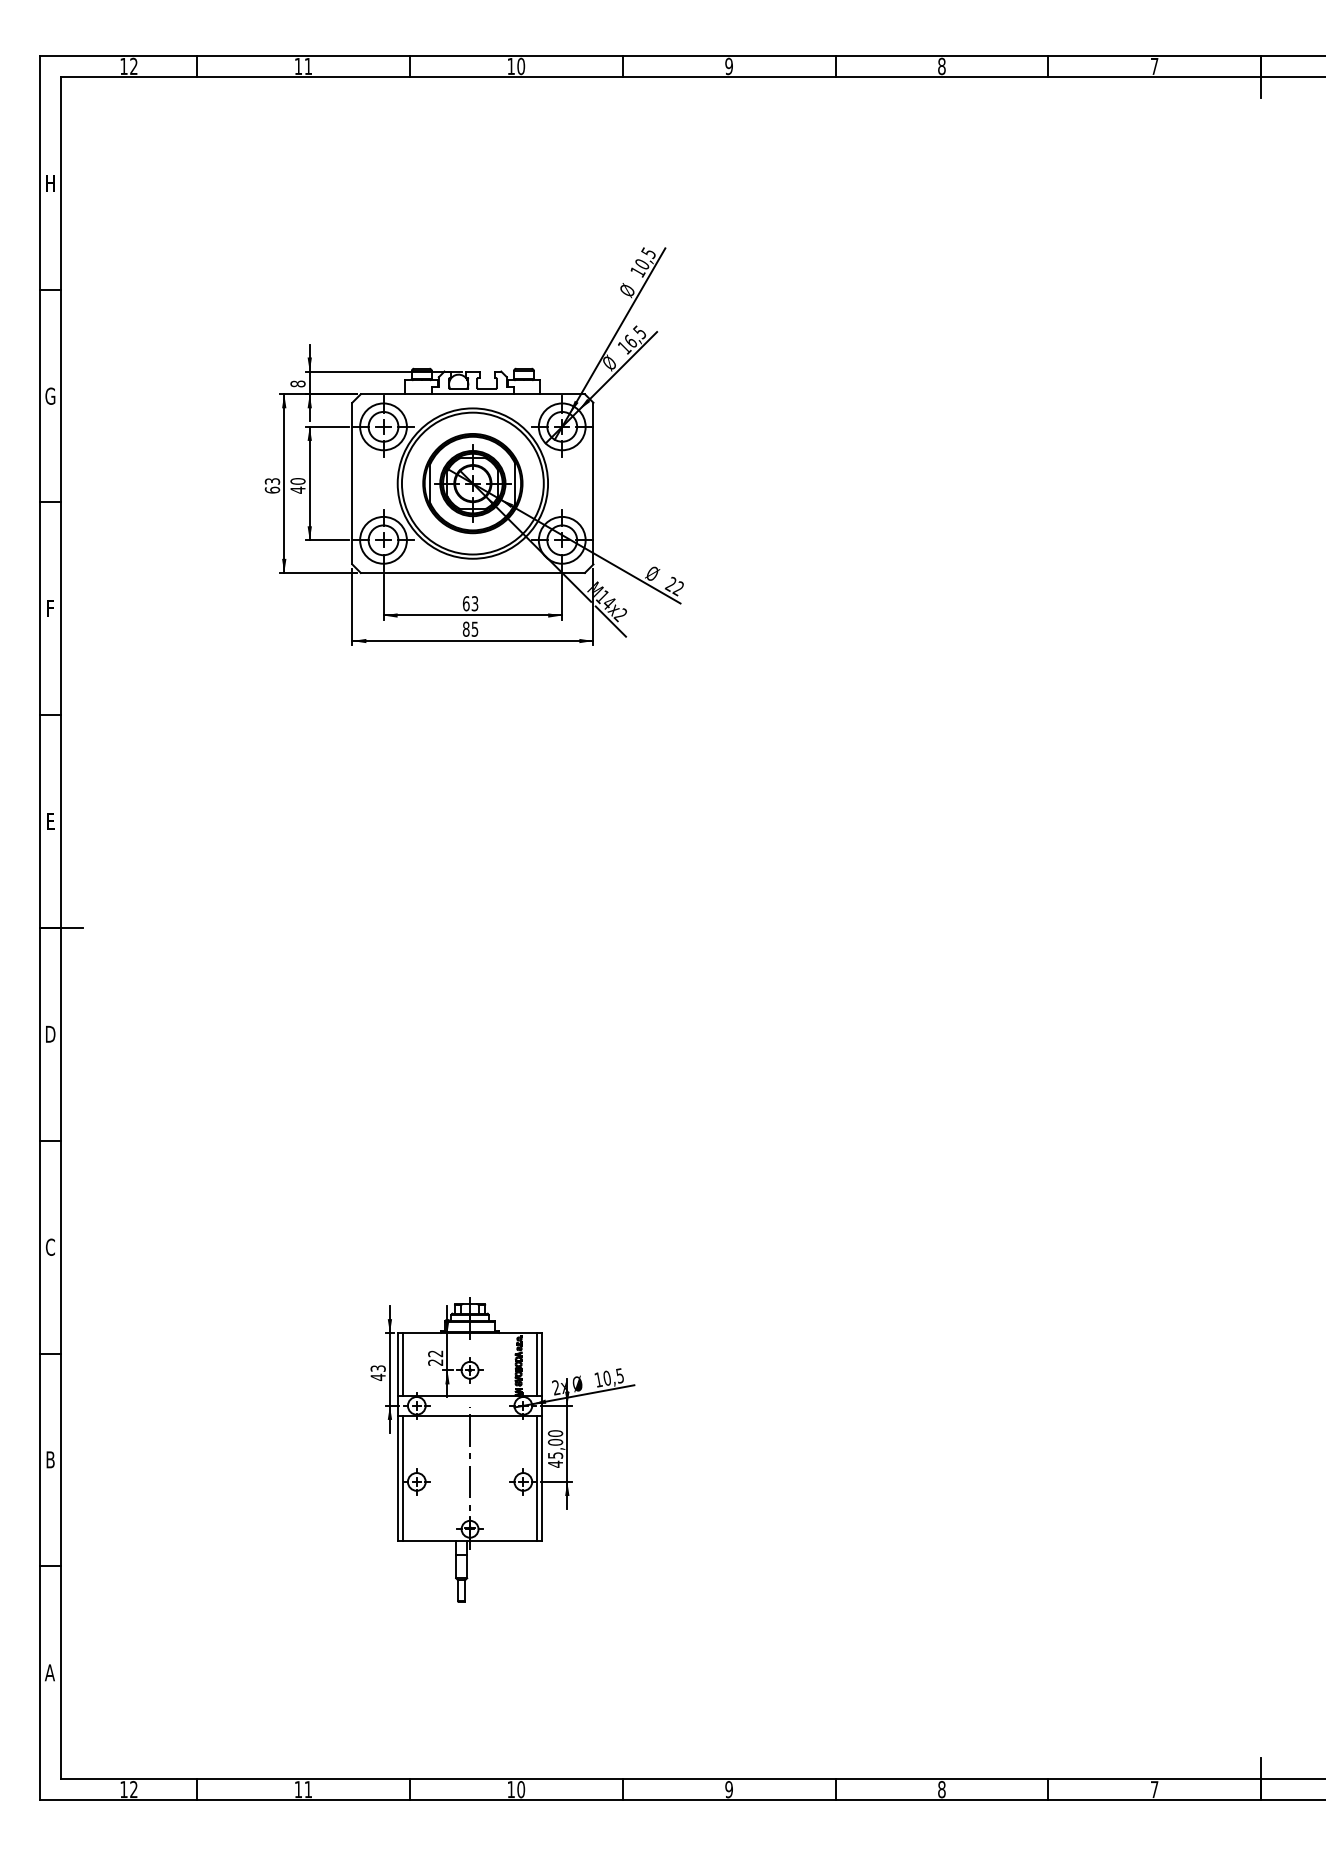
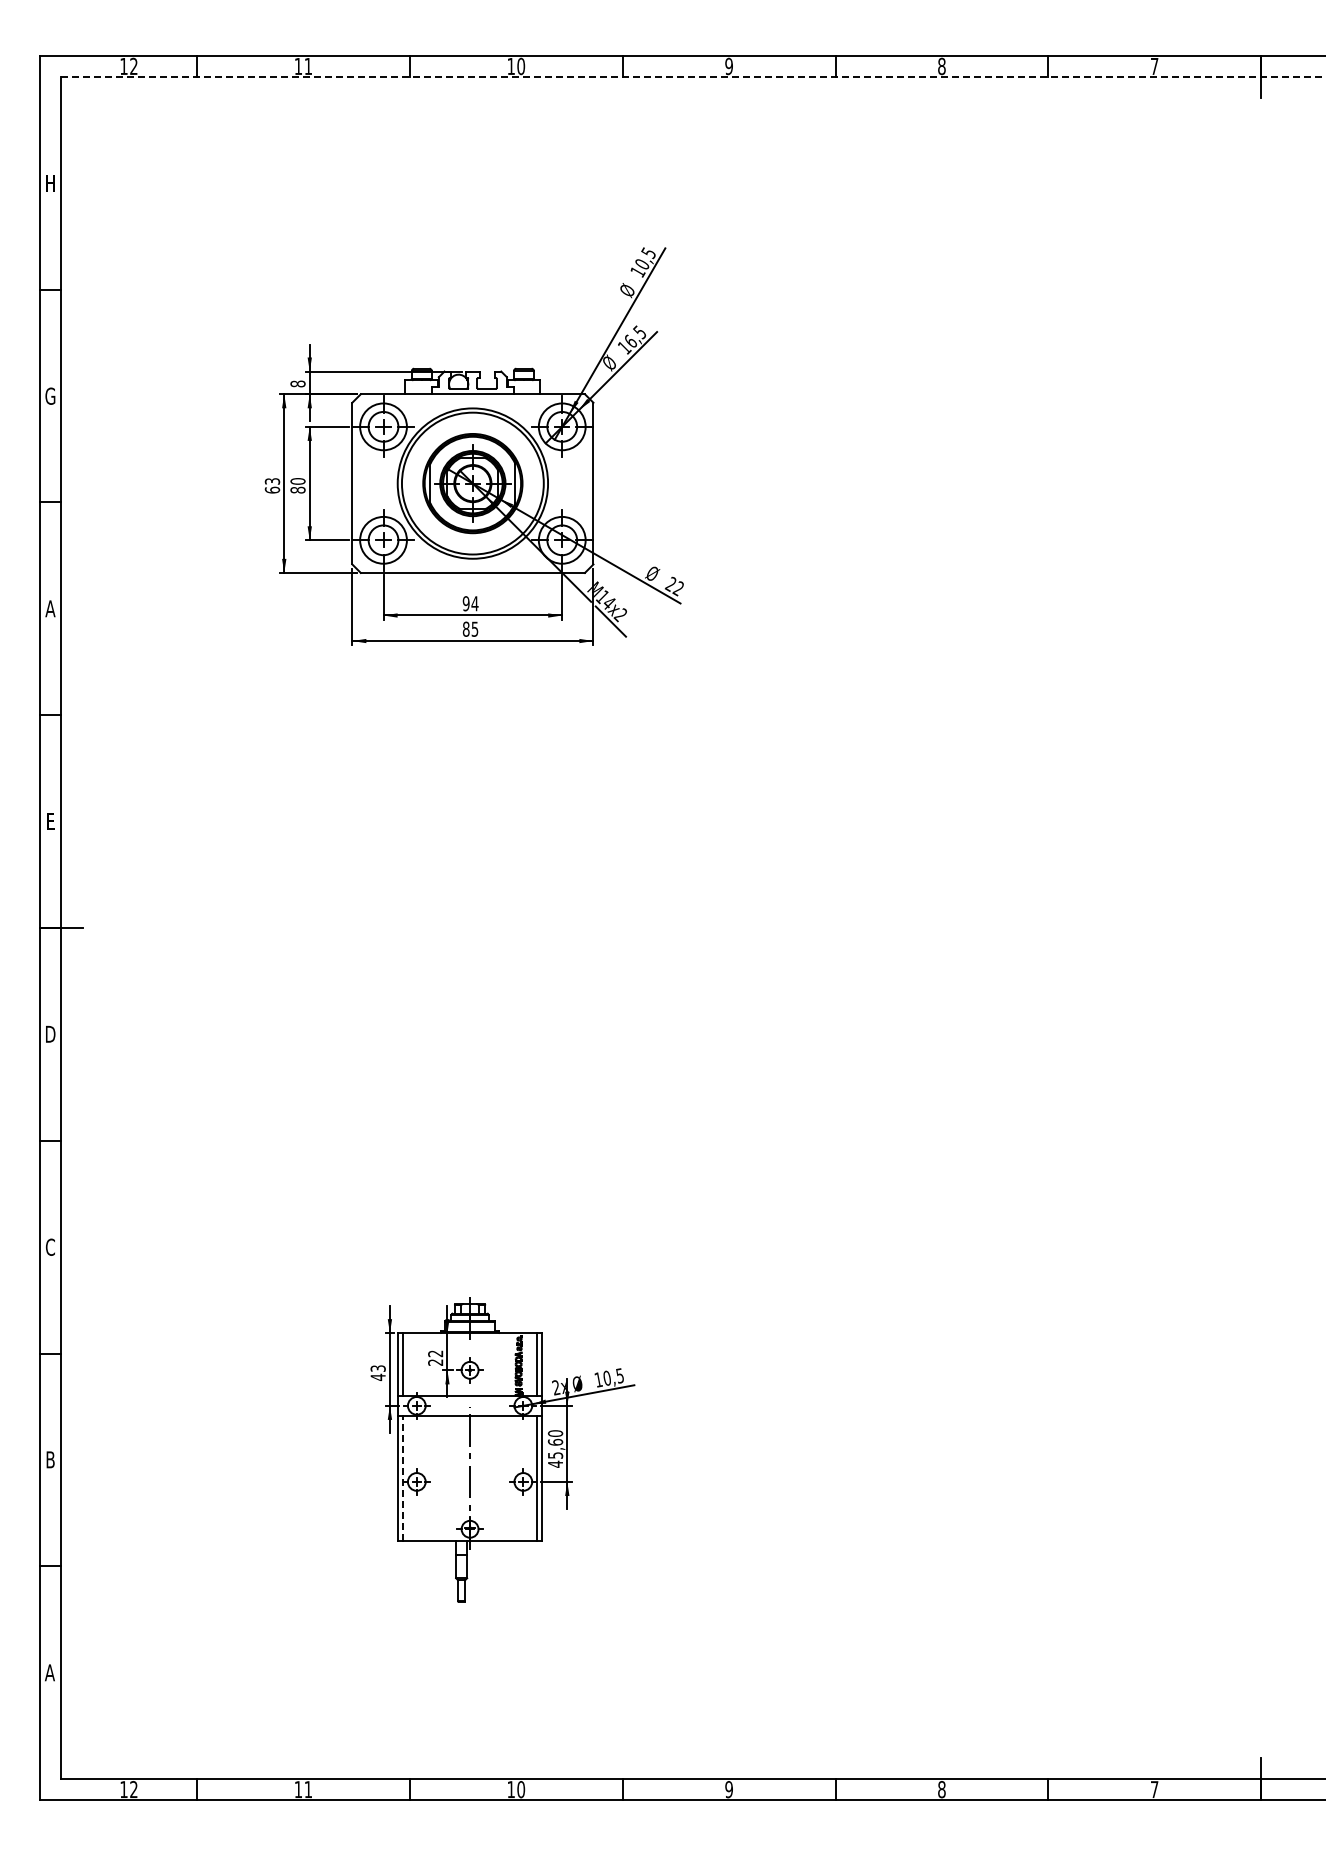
line: solid -> dashed (693, 76)
text: 40 -> 80 (297, 489)
text: 63 -> 94 (470, 603)
text: F -> A (50, 608)
text: 45,00 -> 45,60 (554, 1441)
line: solid -> dashed (403, 1478)
